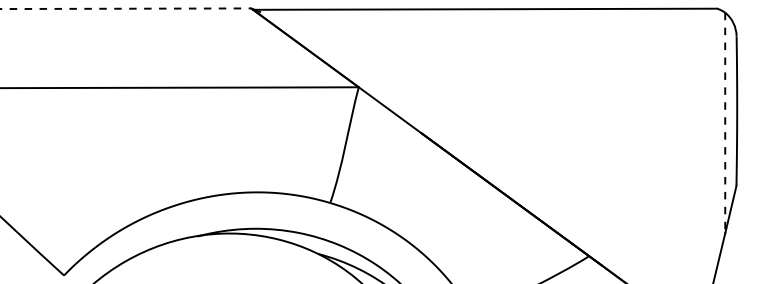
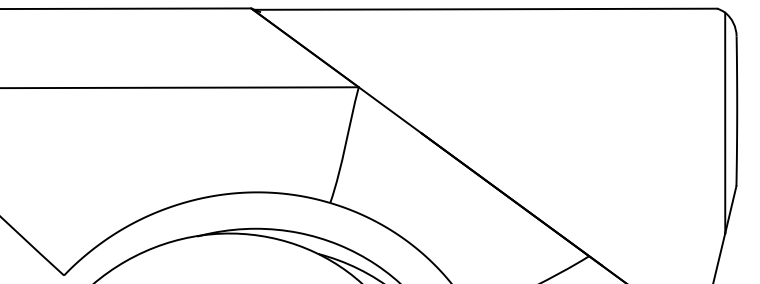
line: dashed -> solid (126, 8)
line: dashed -> solid (725, 123)
